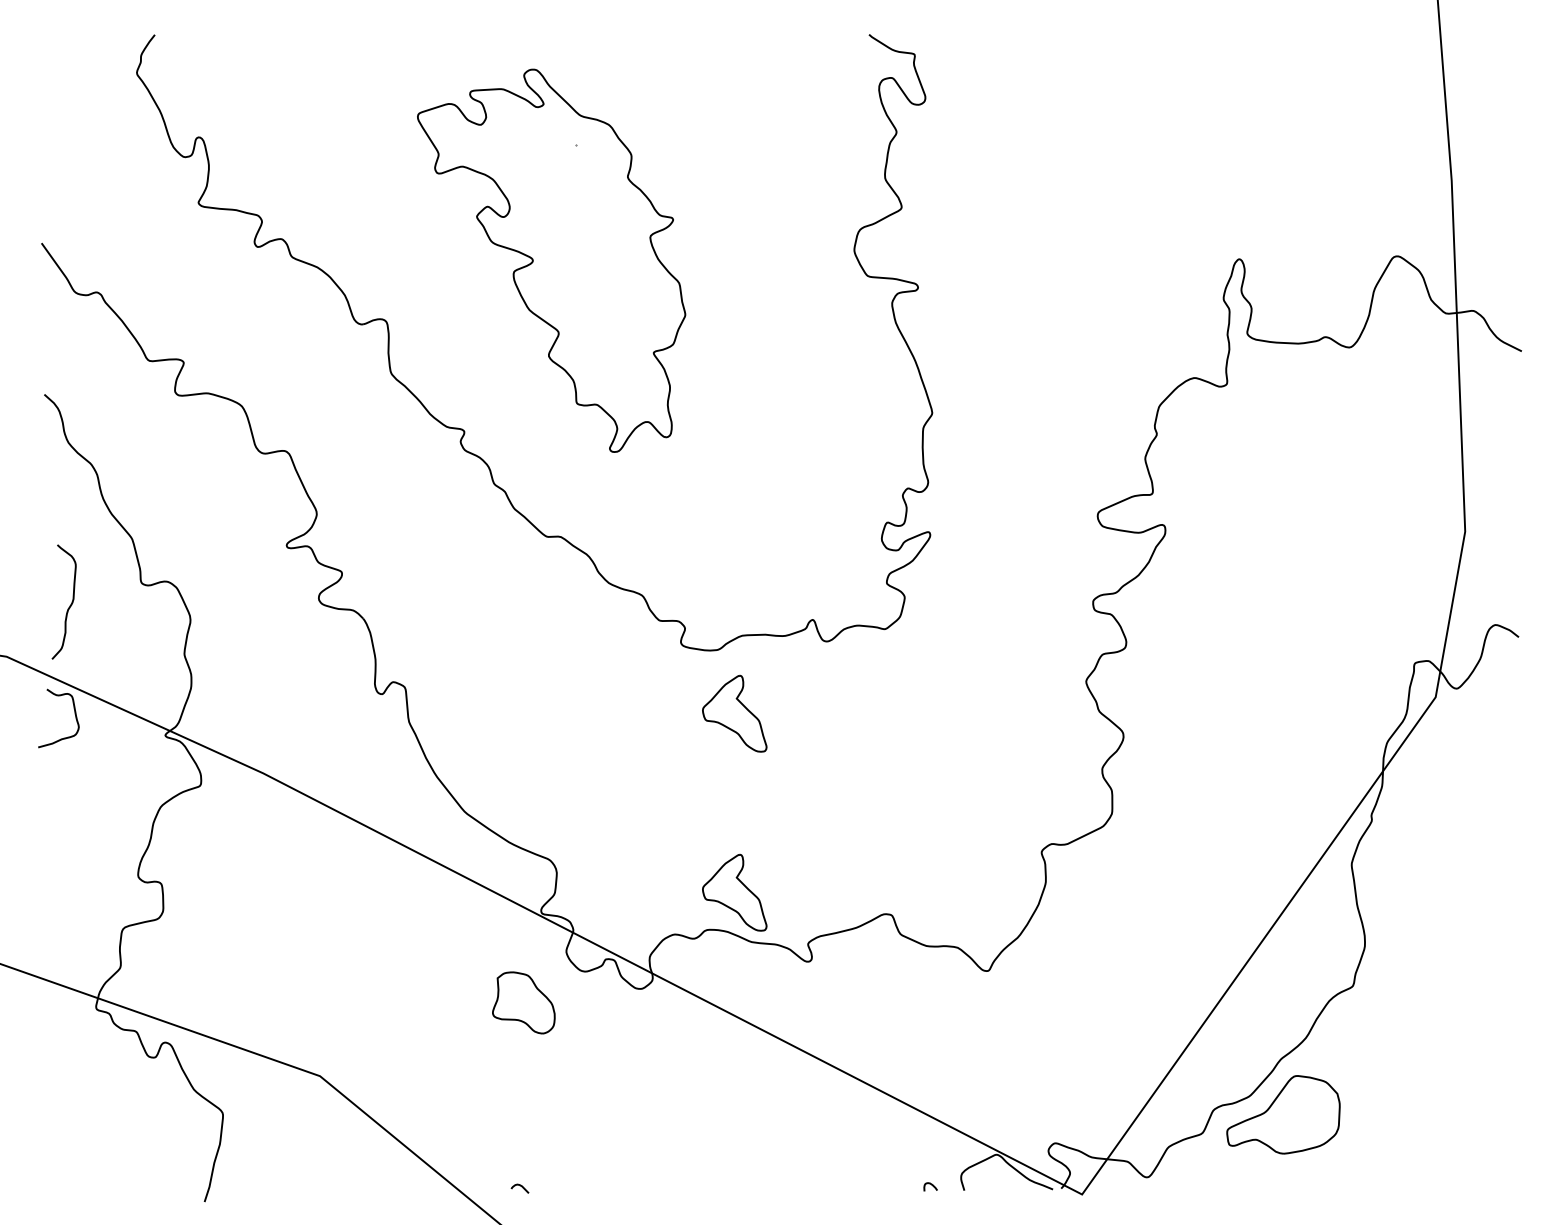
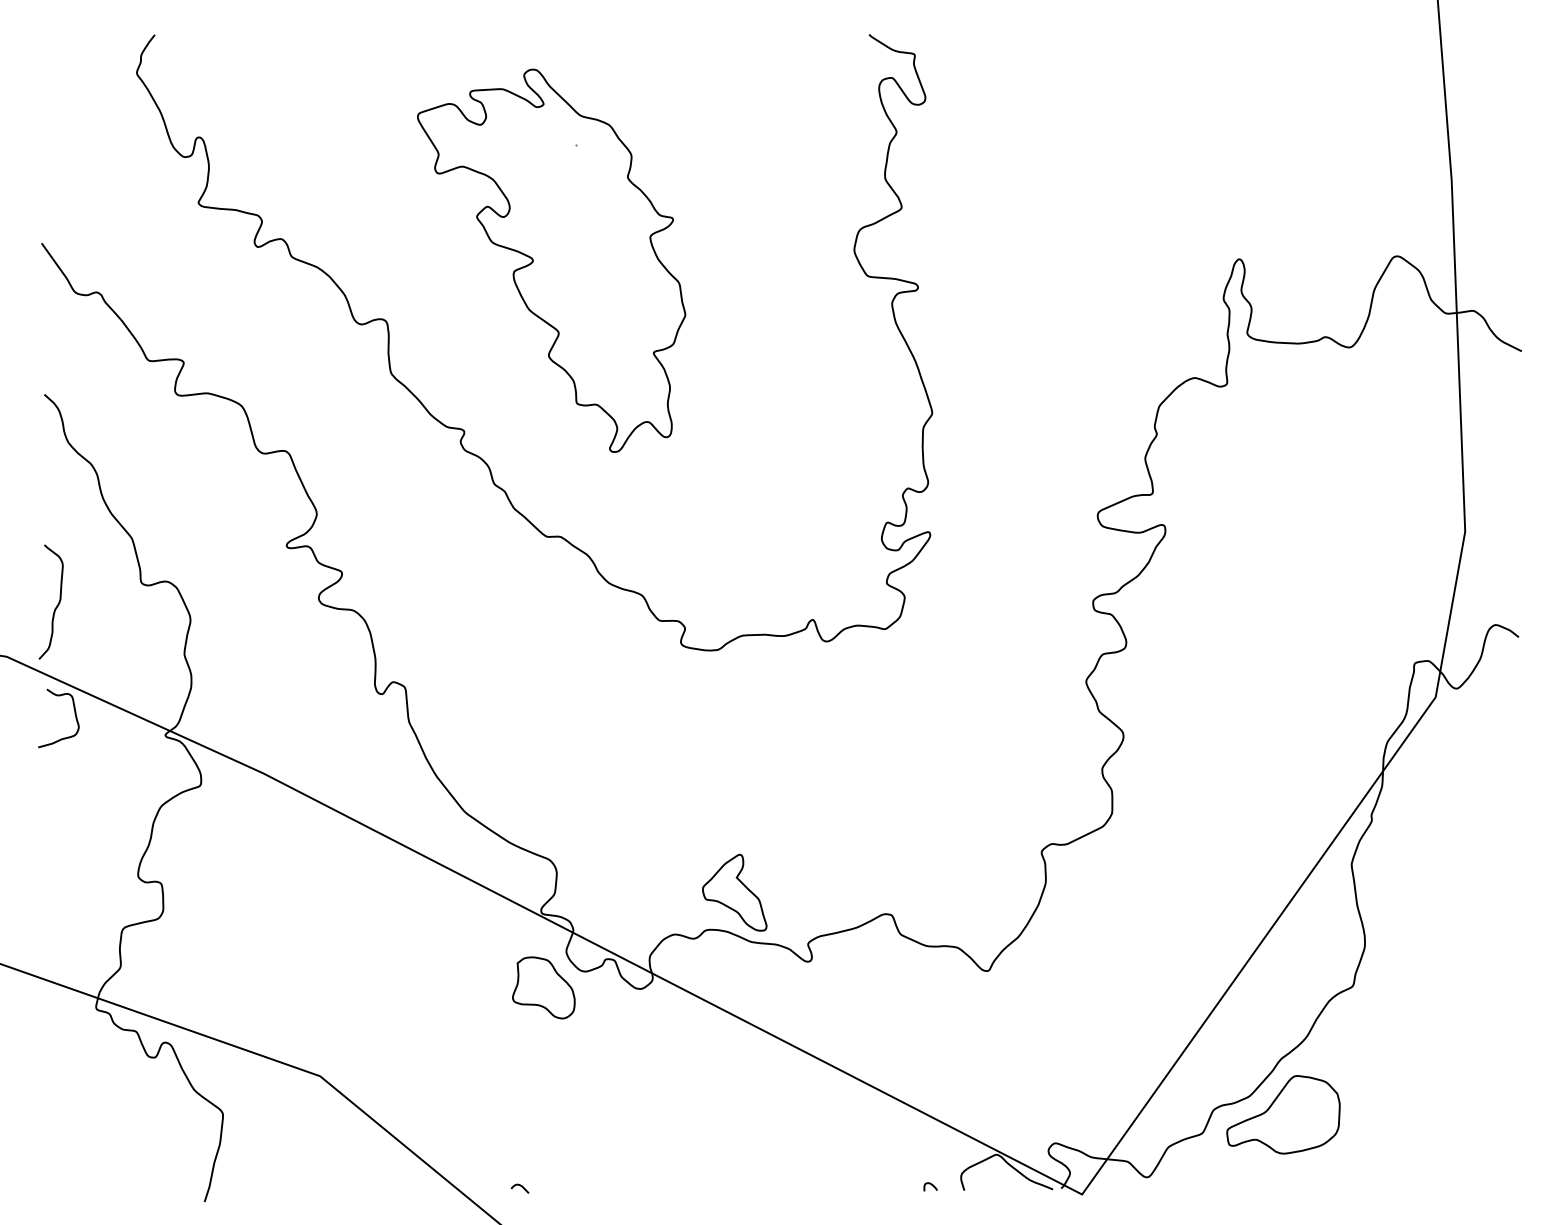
curve position: (69, 605) -> (56, 605) (56, 605)
part: present -> none (734, 713)
part position: (523, 1002) -> (543, 987) (543, 987)
